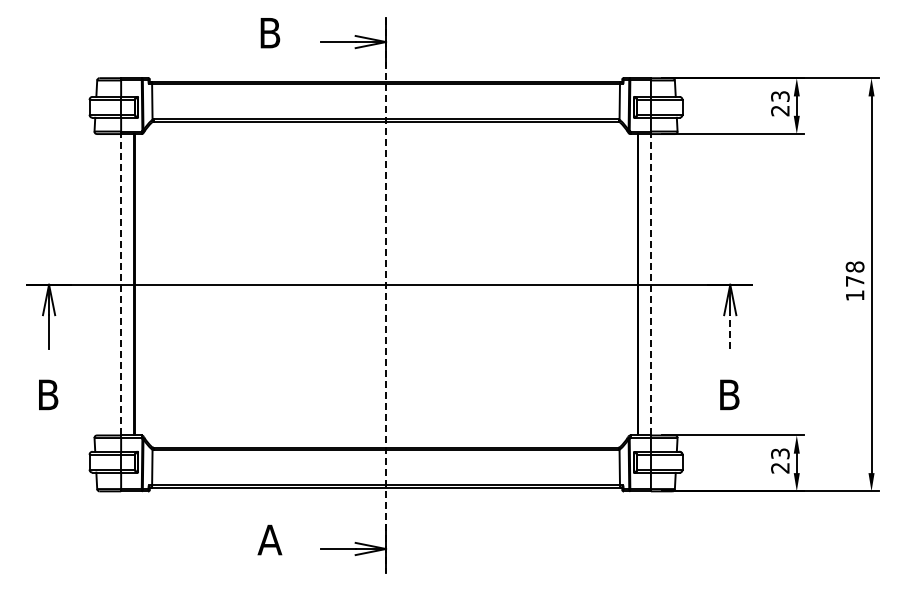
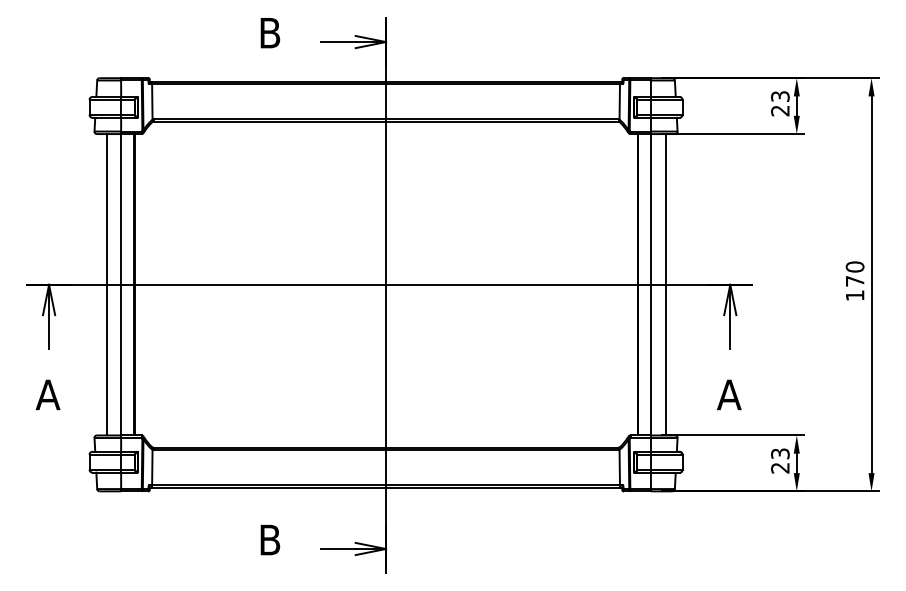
text: 178 -> 170 (855, 266)
line: none -> present (106, 284)
line: dashed -> solid (121, 284)
line: dashed -> solid (650, 284)
line: none -> present (665, 284)
line: dashed -> solid (386, 295)
line: dashed -> solid (730, 331)
text: B -> A (47, 394)
text: B -> A (729, 394)
text: A -> B (269, 539)
